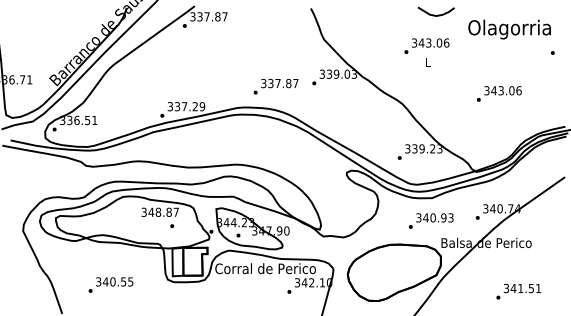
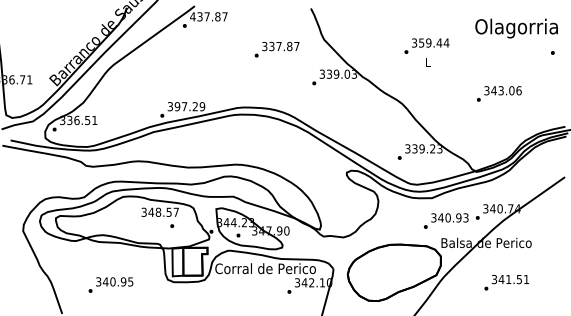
curve: present -> none (435, 14)
text: 337.87 -> 437.87 (192, 16)
text position: (509, 29) -> (516, 28) (516, 28)
text: 343.06 -> 359.44 (433, 42)
text position: (275, 86) -> (276, 49) (276, 49)
text: 337.29 -> 397.29 (177, 106)
text: 348.87 -> 348.57 (168, 211)
text position: (431, 220) -> (446, 220) (446, 220)
text: 340.55 -> 340.95 (123, 281)
text position: (518, 291) -> (506, 282) (506, 282)
